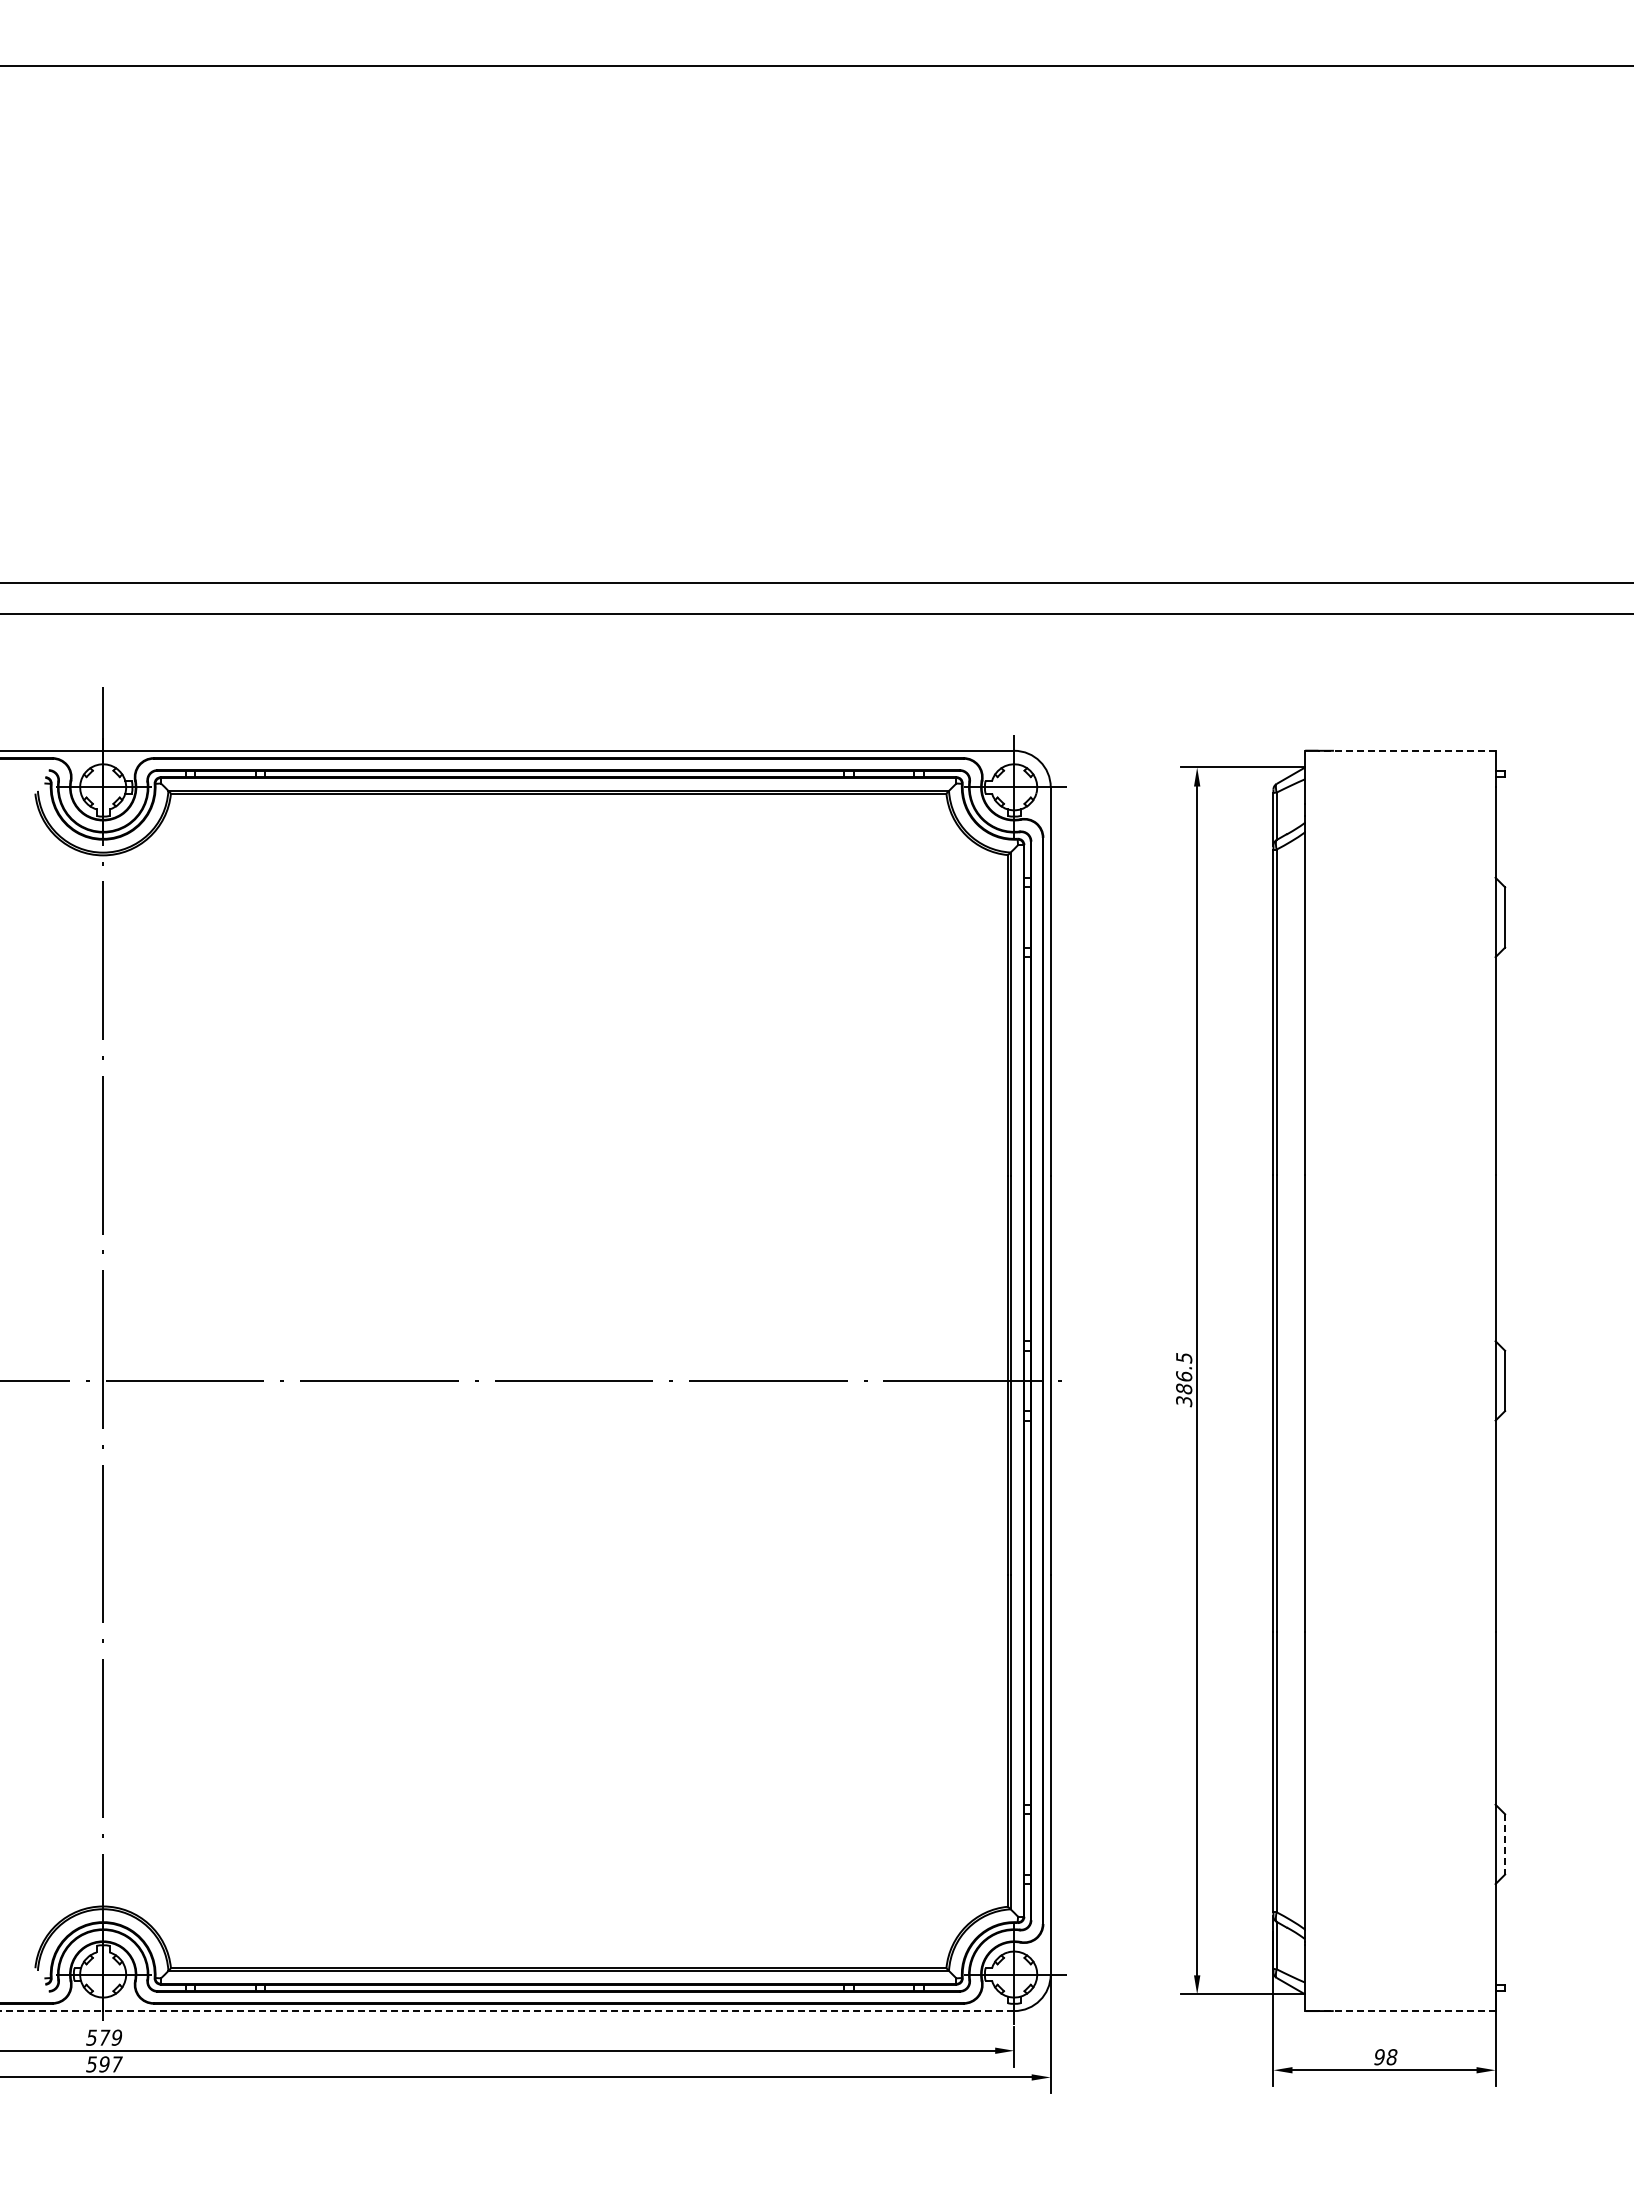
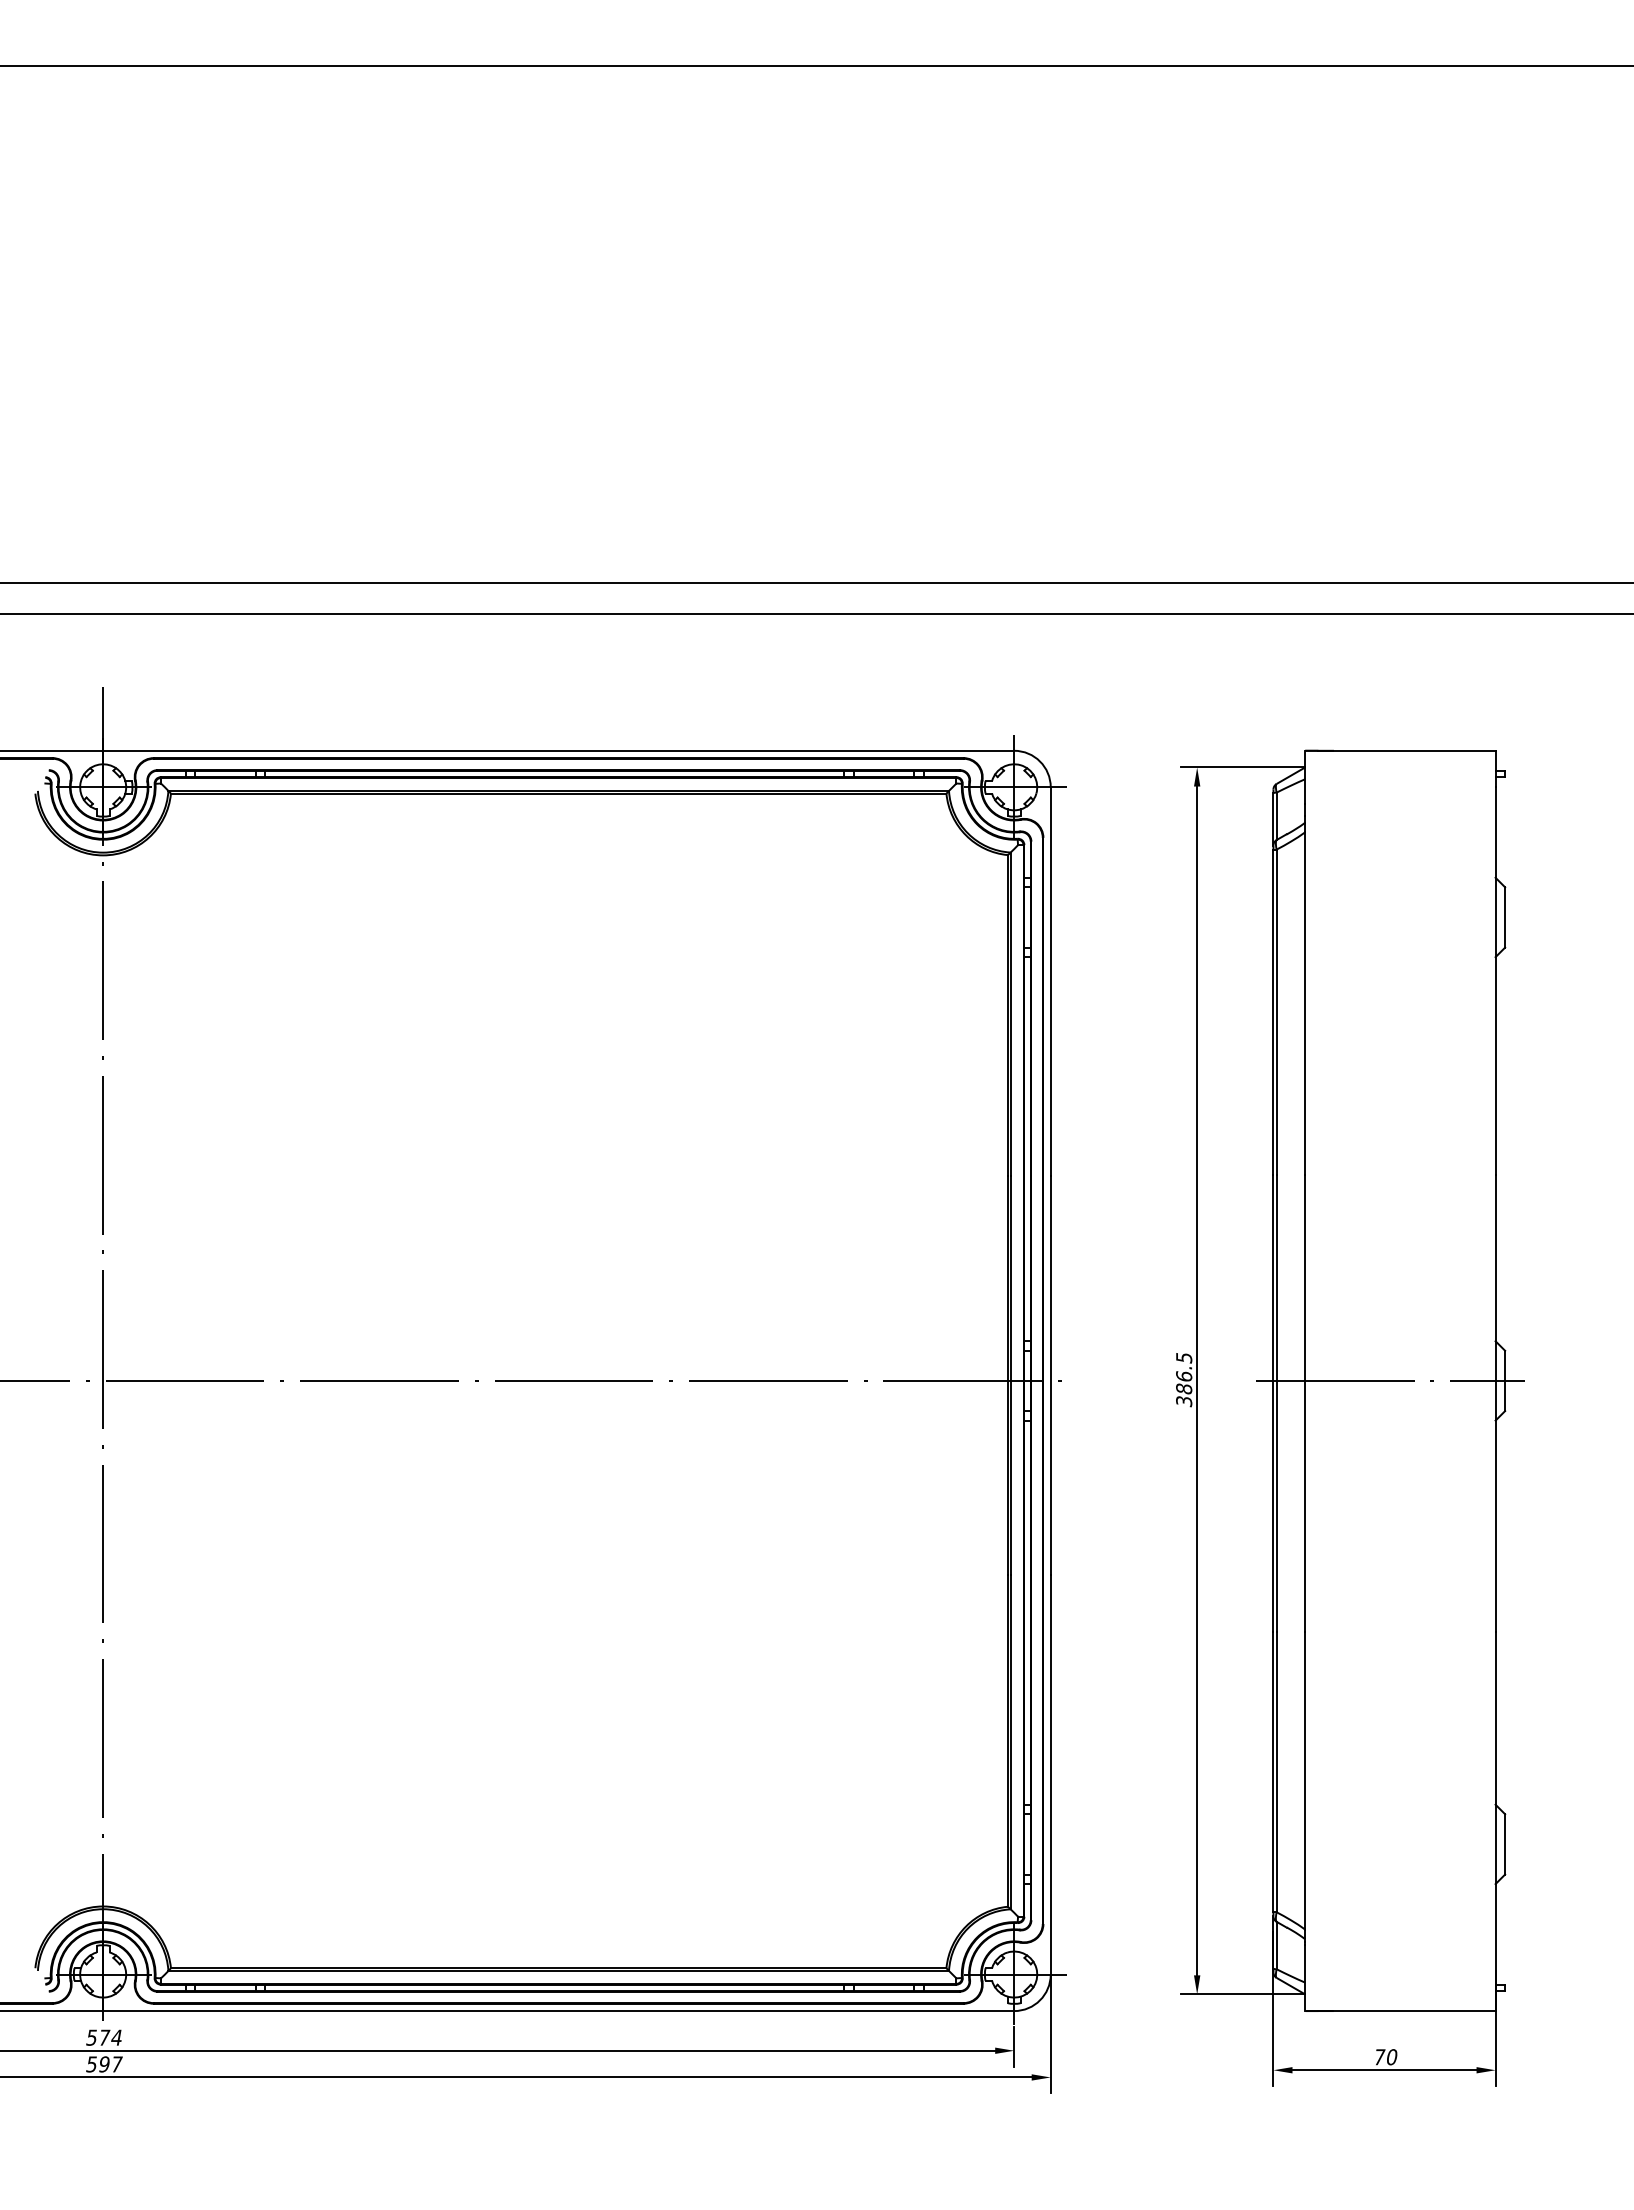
line: dashed -> solid (1407, 750)
line: none -> present (1389, 1380)
line: dashed -> solid (1505, 1844)
line: dashed -> solid (507, 2011)
line: dashed -> solid (1407, 2011)
text: 579 -> 574 (116, 2037)
text: 98 -> 70 (1385, 2057)
